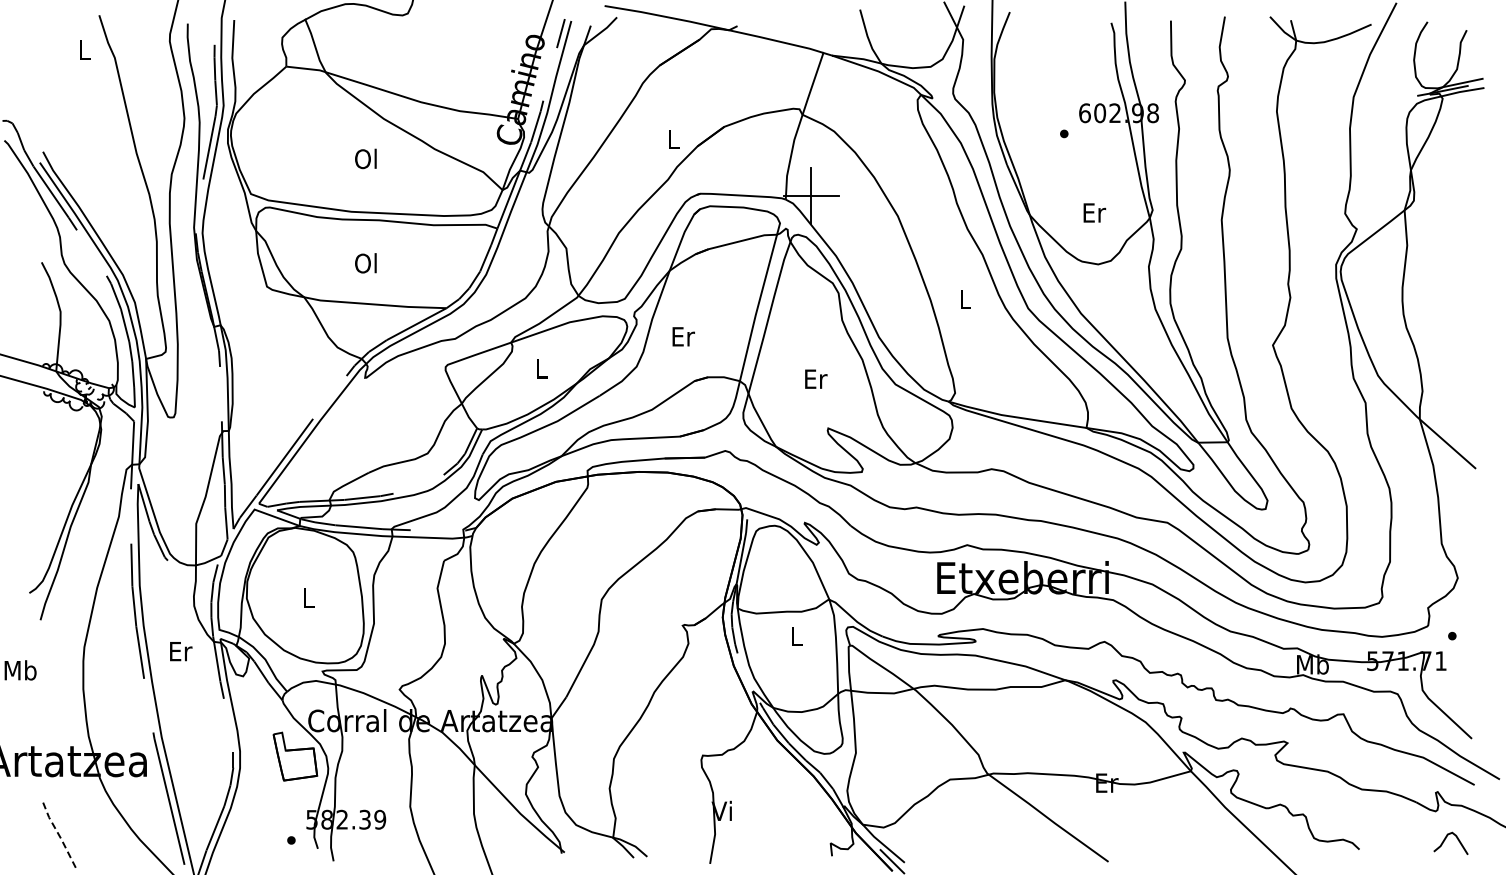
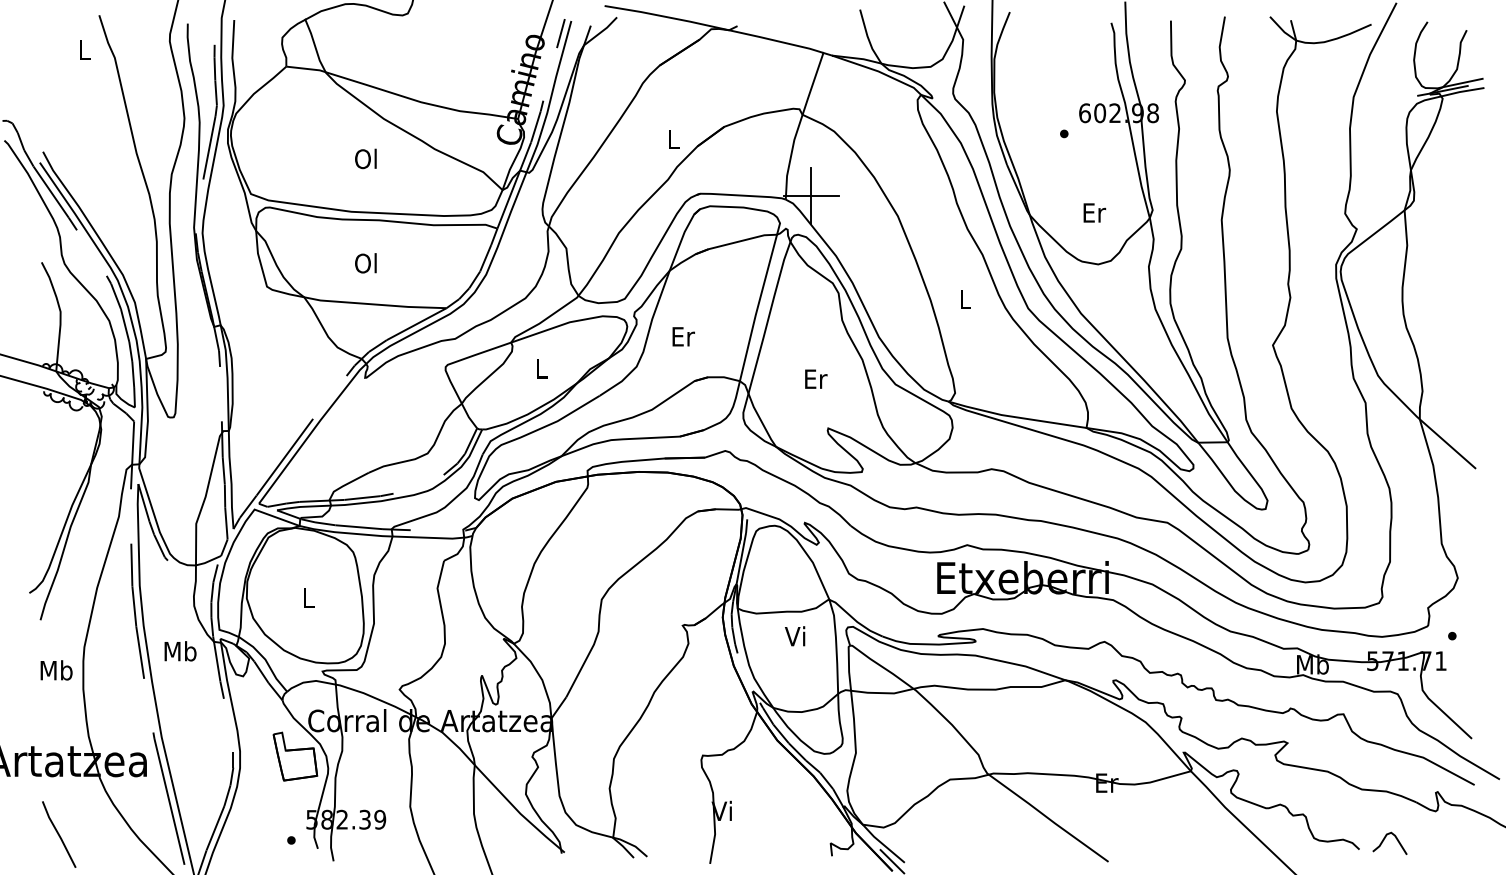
text: L -> Vi (794, 636)
text: Er -> Mb (180, 651)
text position: (20, 670) -> (56, 670) (56, 670)
line: dashed -> solid (58, 834)
curve position: (1445, 840) -> (1384, 840) (1384, 840)
